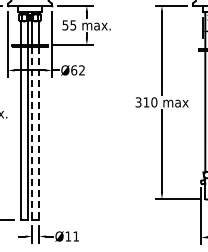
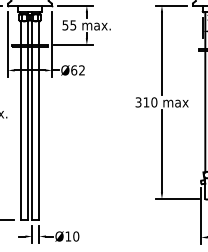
line: dashed -> solid (32, 134)
line: dashed -> solid (39, 134)
text: Ø11 -> Ø10 (76, 236)
